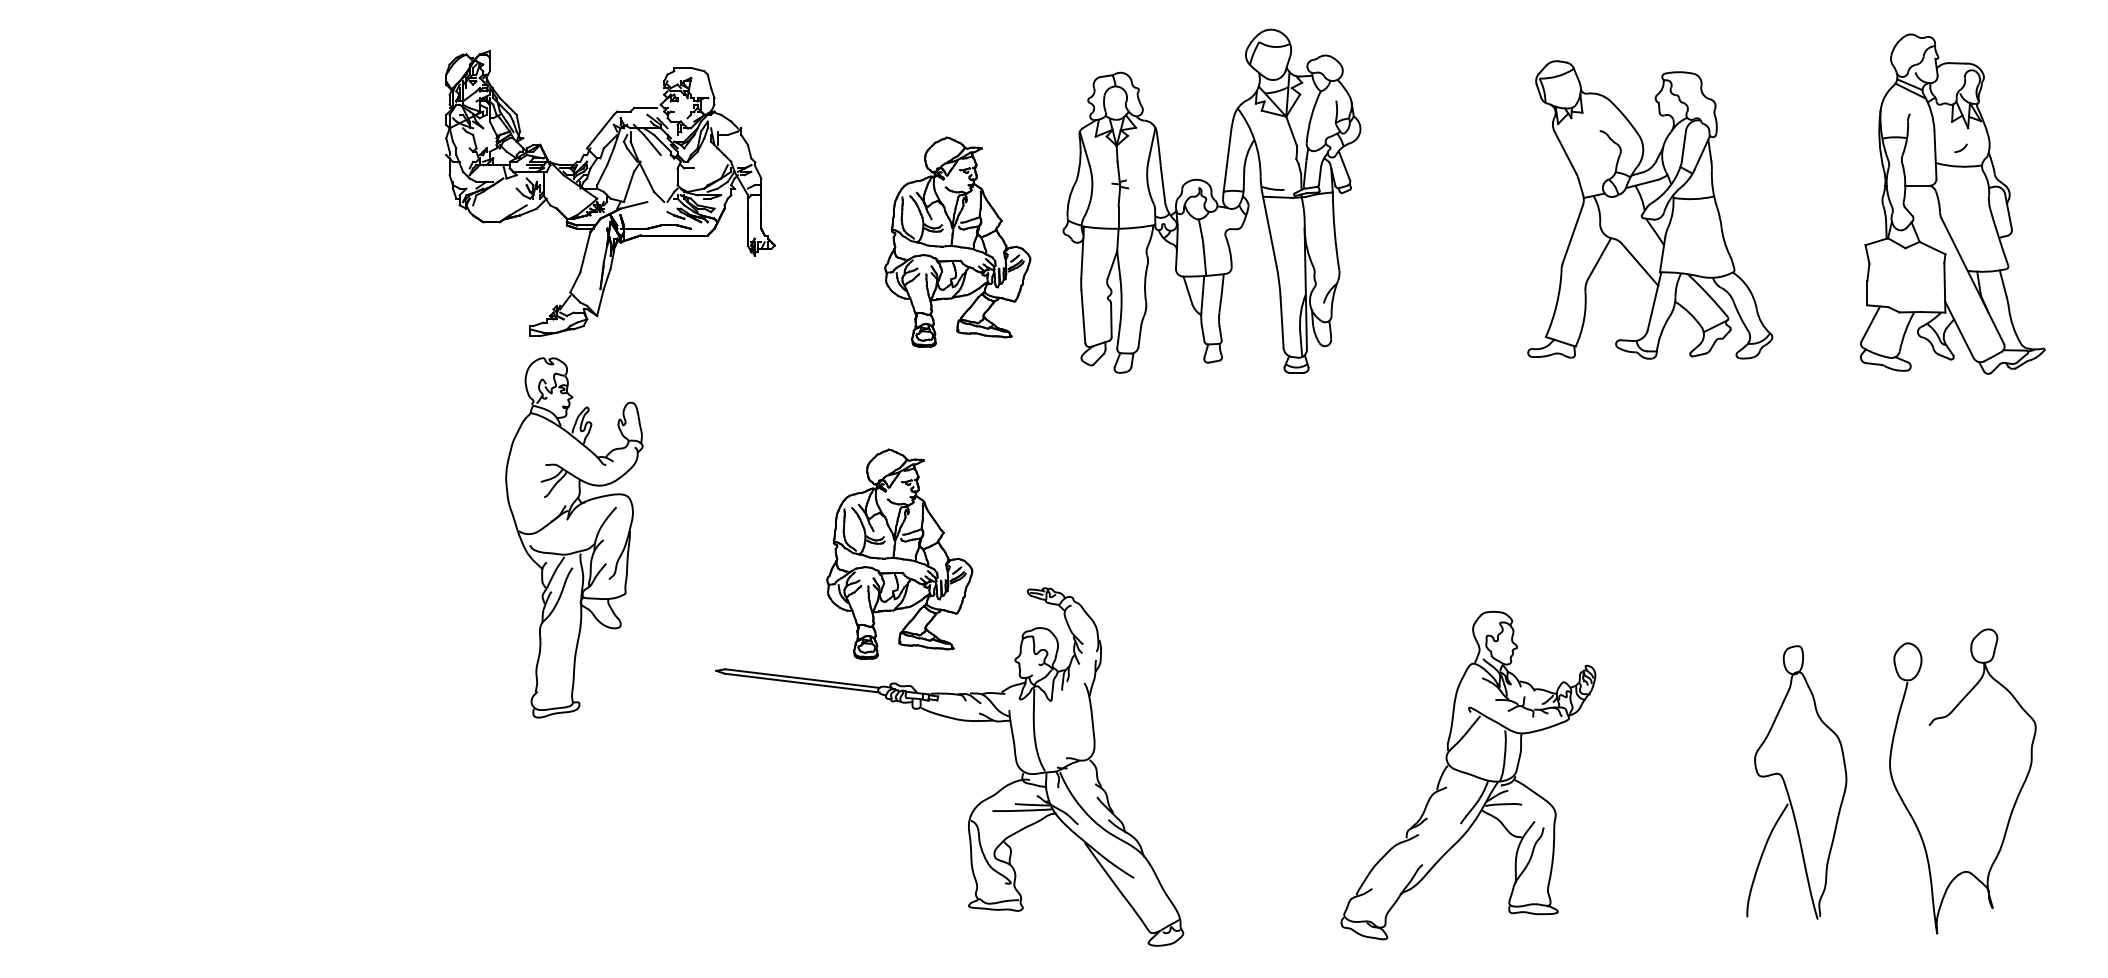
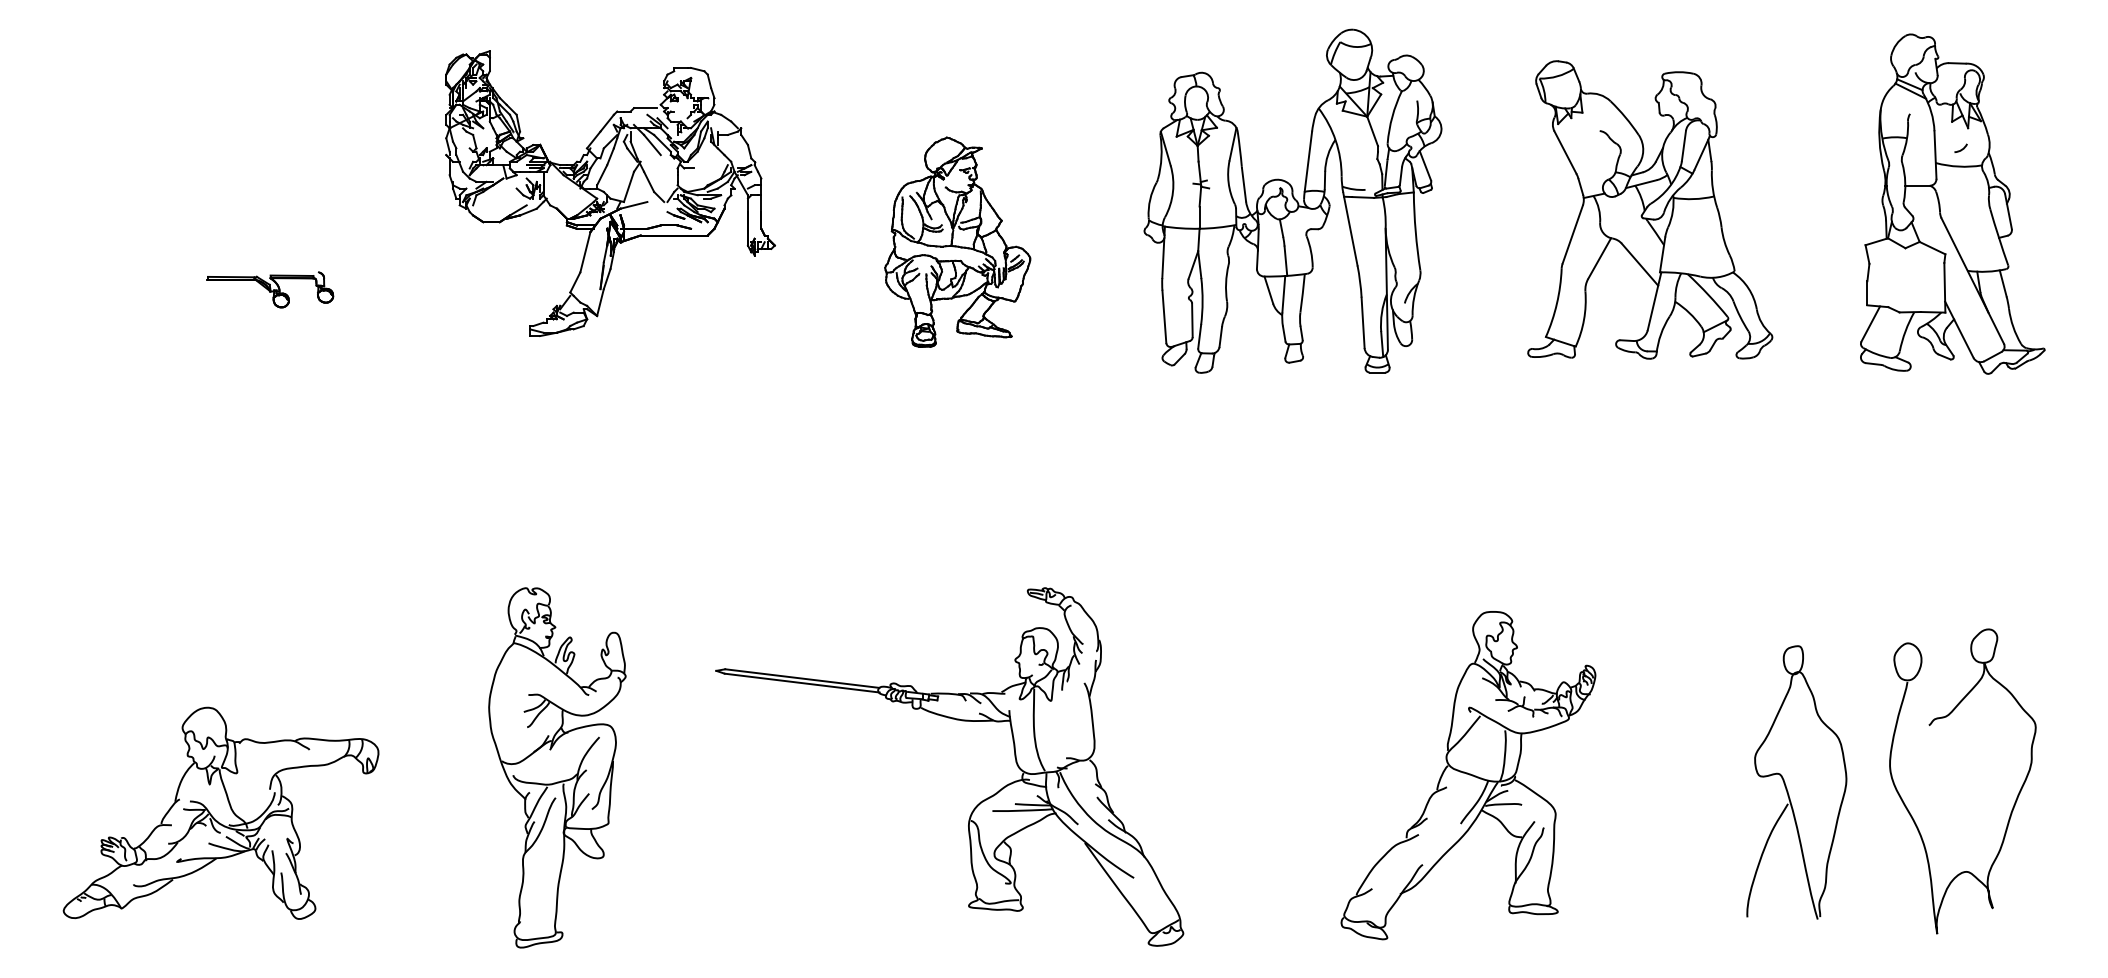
part position: (1211, 200) -> (1292, 200) (1292, 200)
part: none -> present (270, 289)
part position: (574, 537) -> (557, 767) (557, 767)
part: present -> none (899, 553)
part: none -> present (220, 812)
